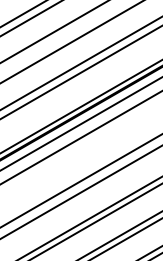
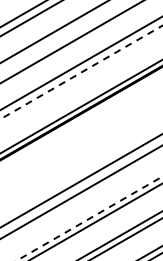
line: solid -> dashed (81, 72)
line: present -> none (80, 123)
line: present -> none (80, 137)
line: solid -> dashed (89, 218)
